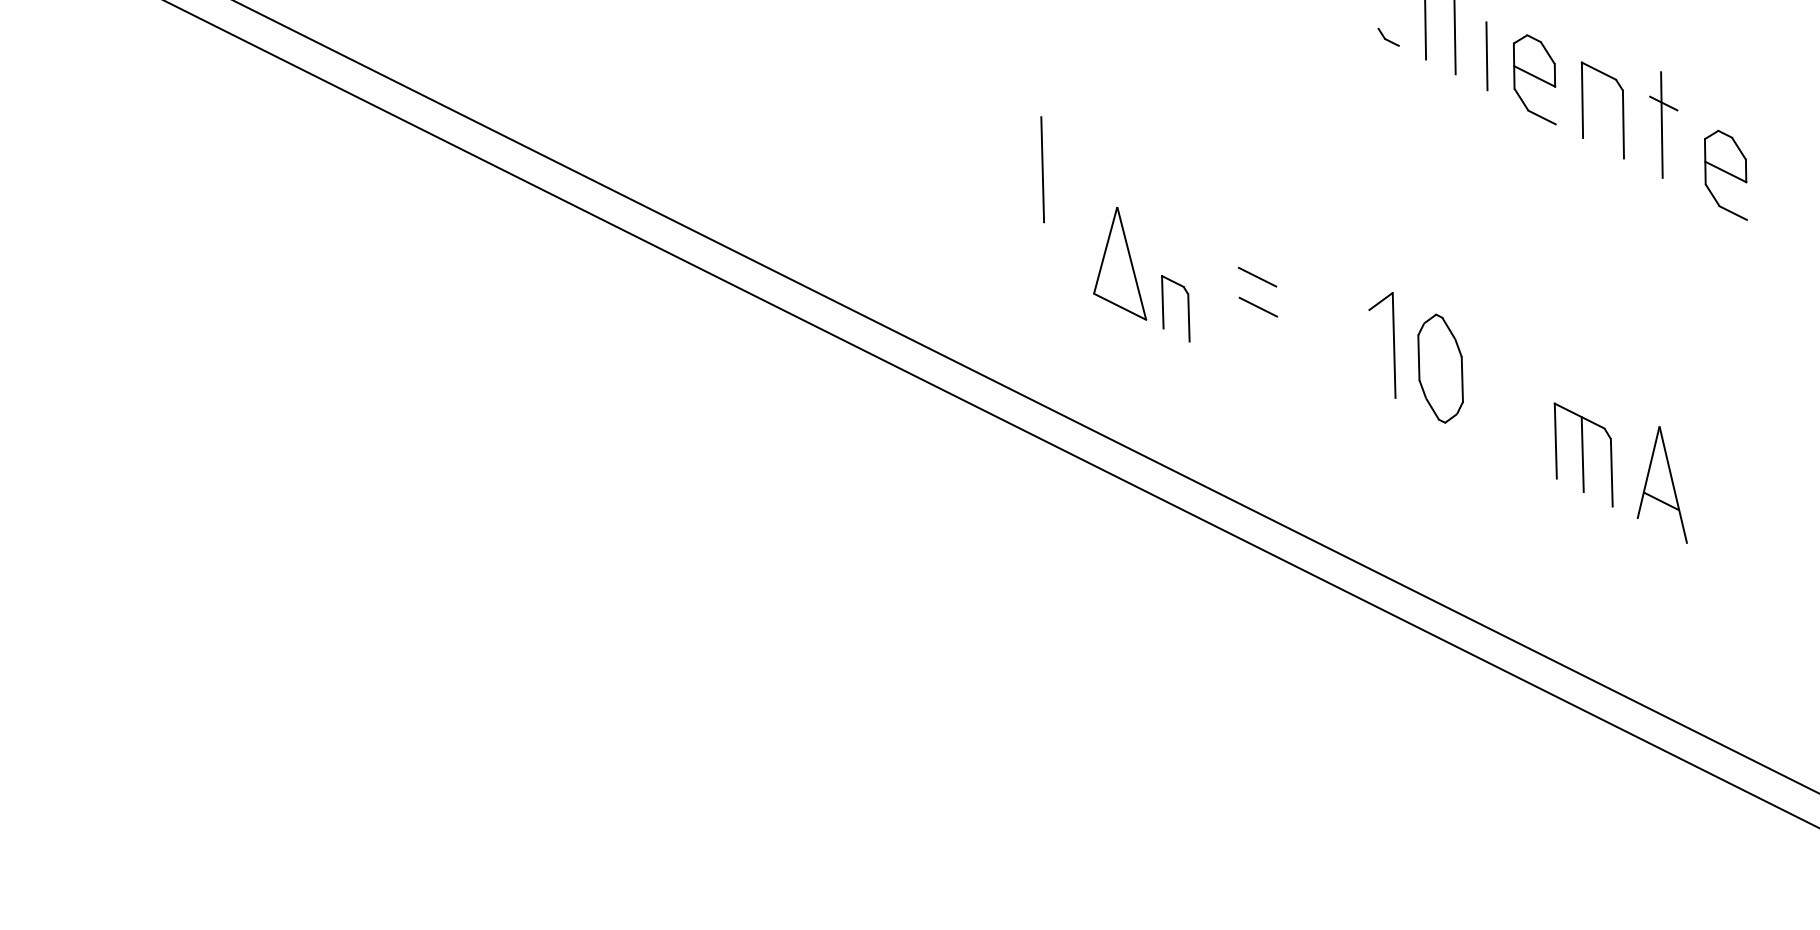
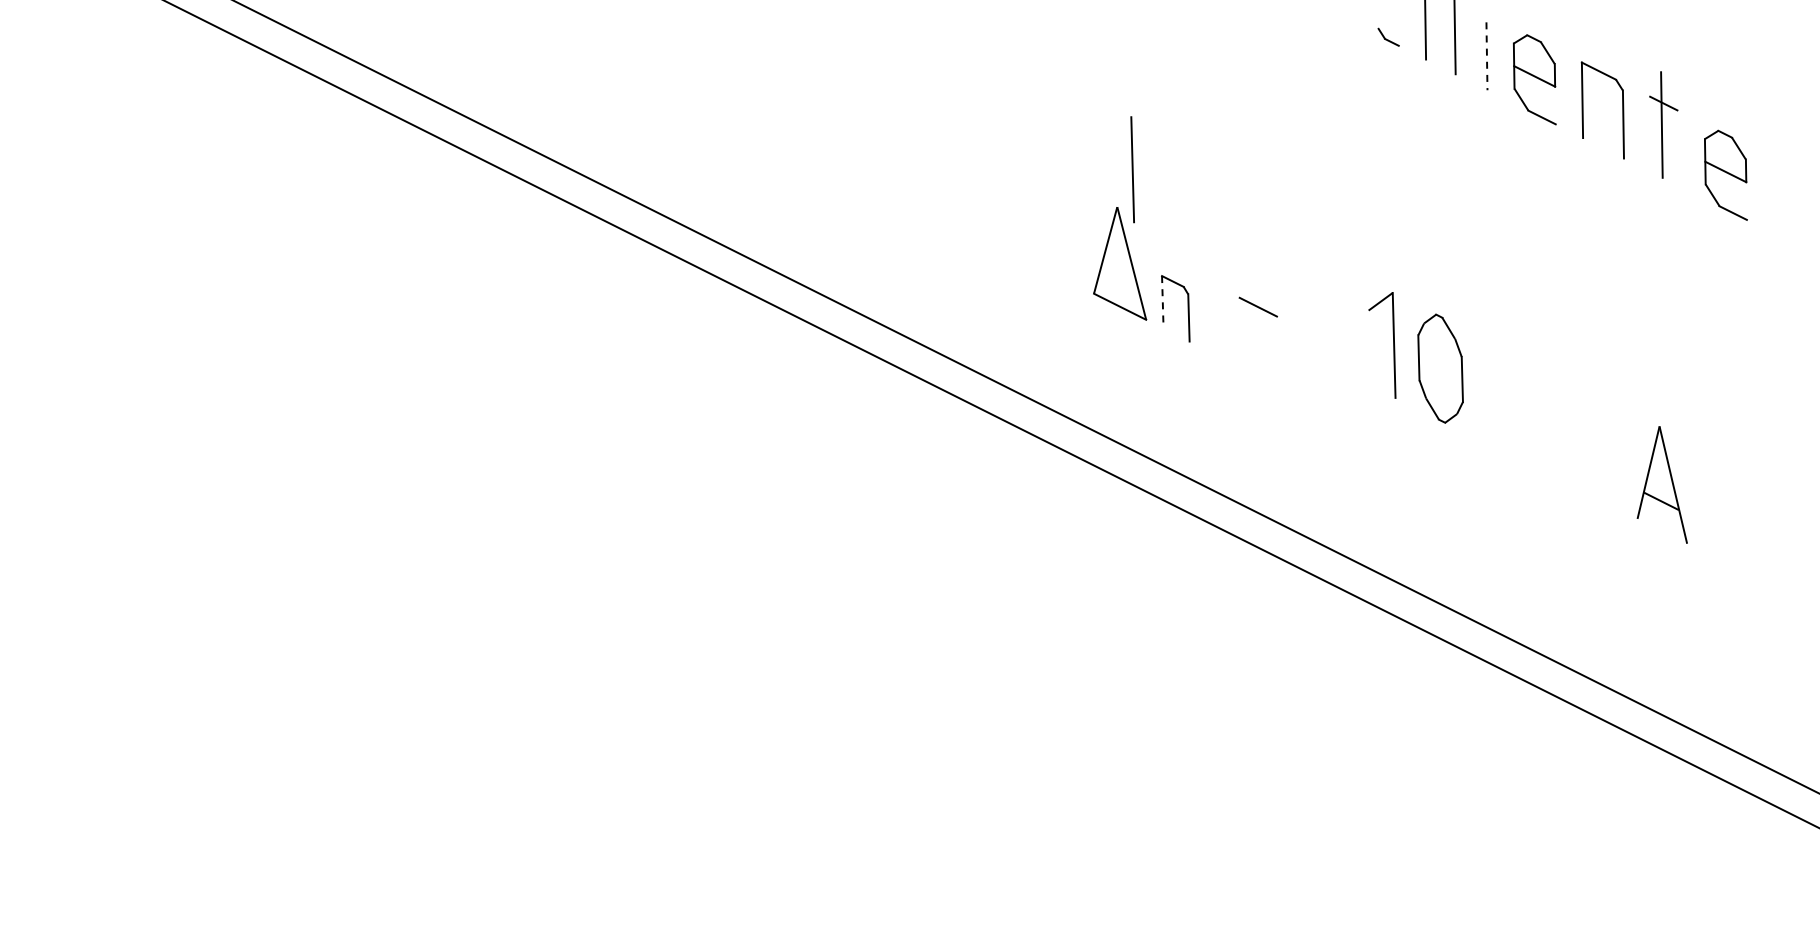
line: solid -> dashed (1486, 56)
line position: (1042, 169) -> (1132, 169) (1132, 169)
line: present -> none (1257, 276)
line: solid -> dashed (1162, 302)
part: present -> none (1583, 454)
